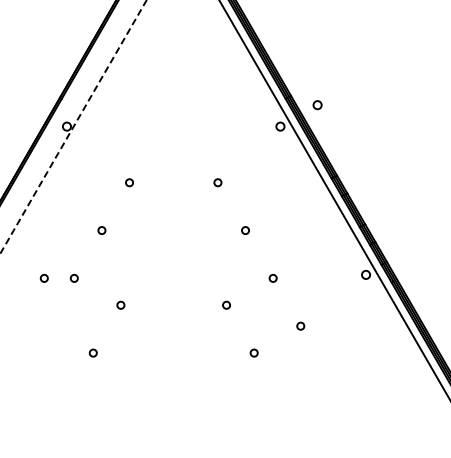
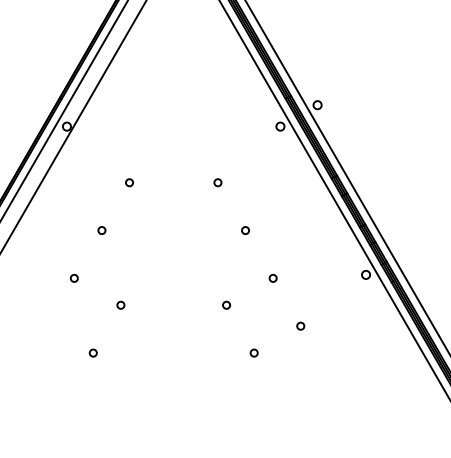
line: none -> present (64, 110)
line: dashed -> solid (73, 126)
line: none -> present (346, 176)
circle: present -> none (43, 277)
